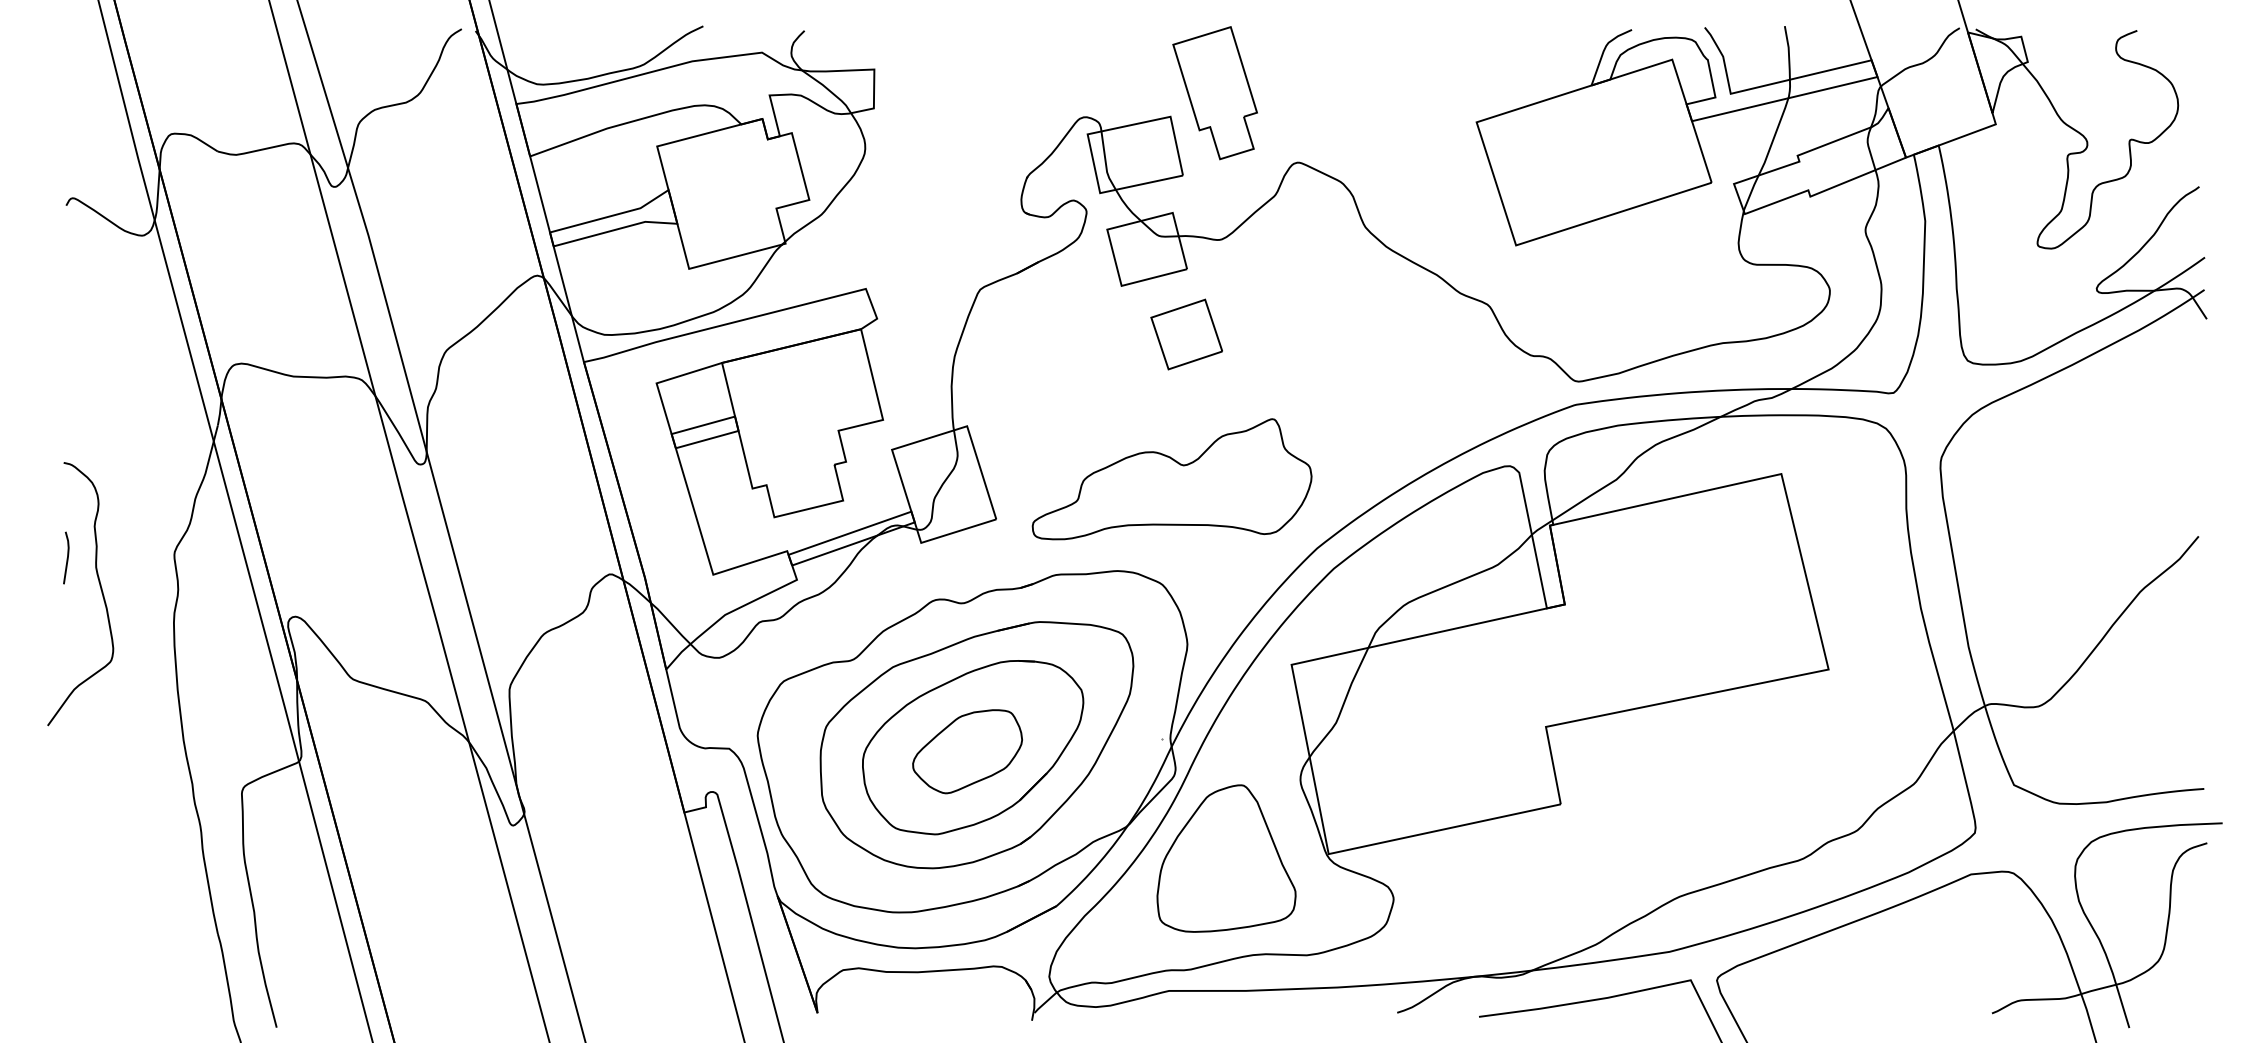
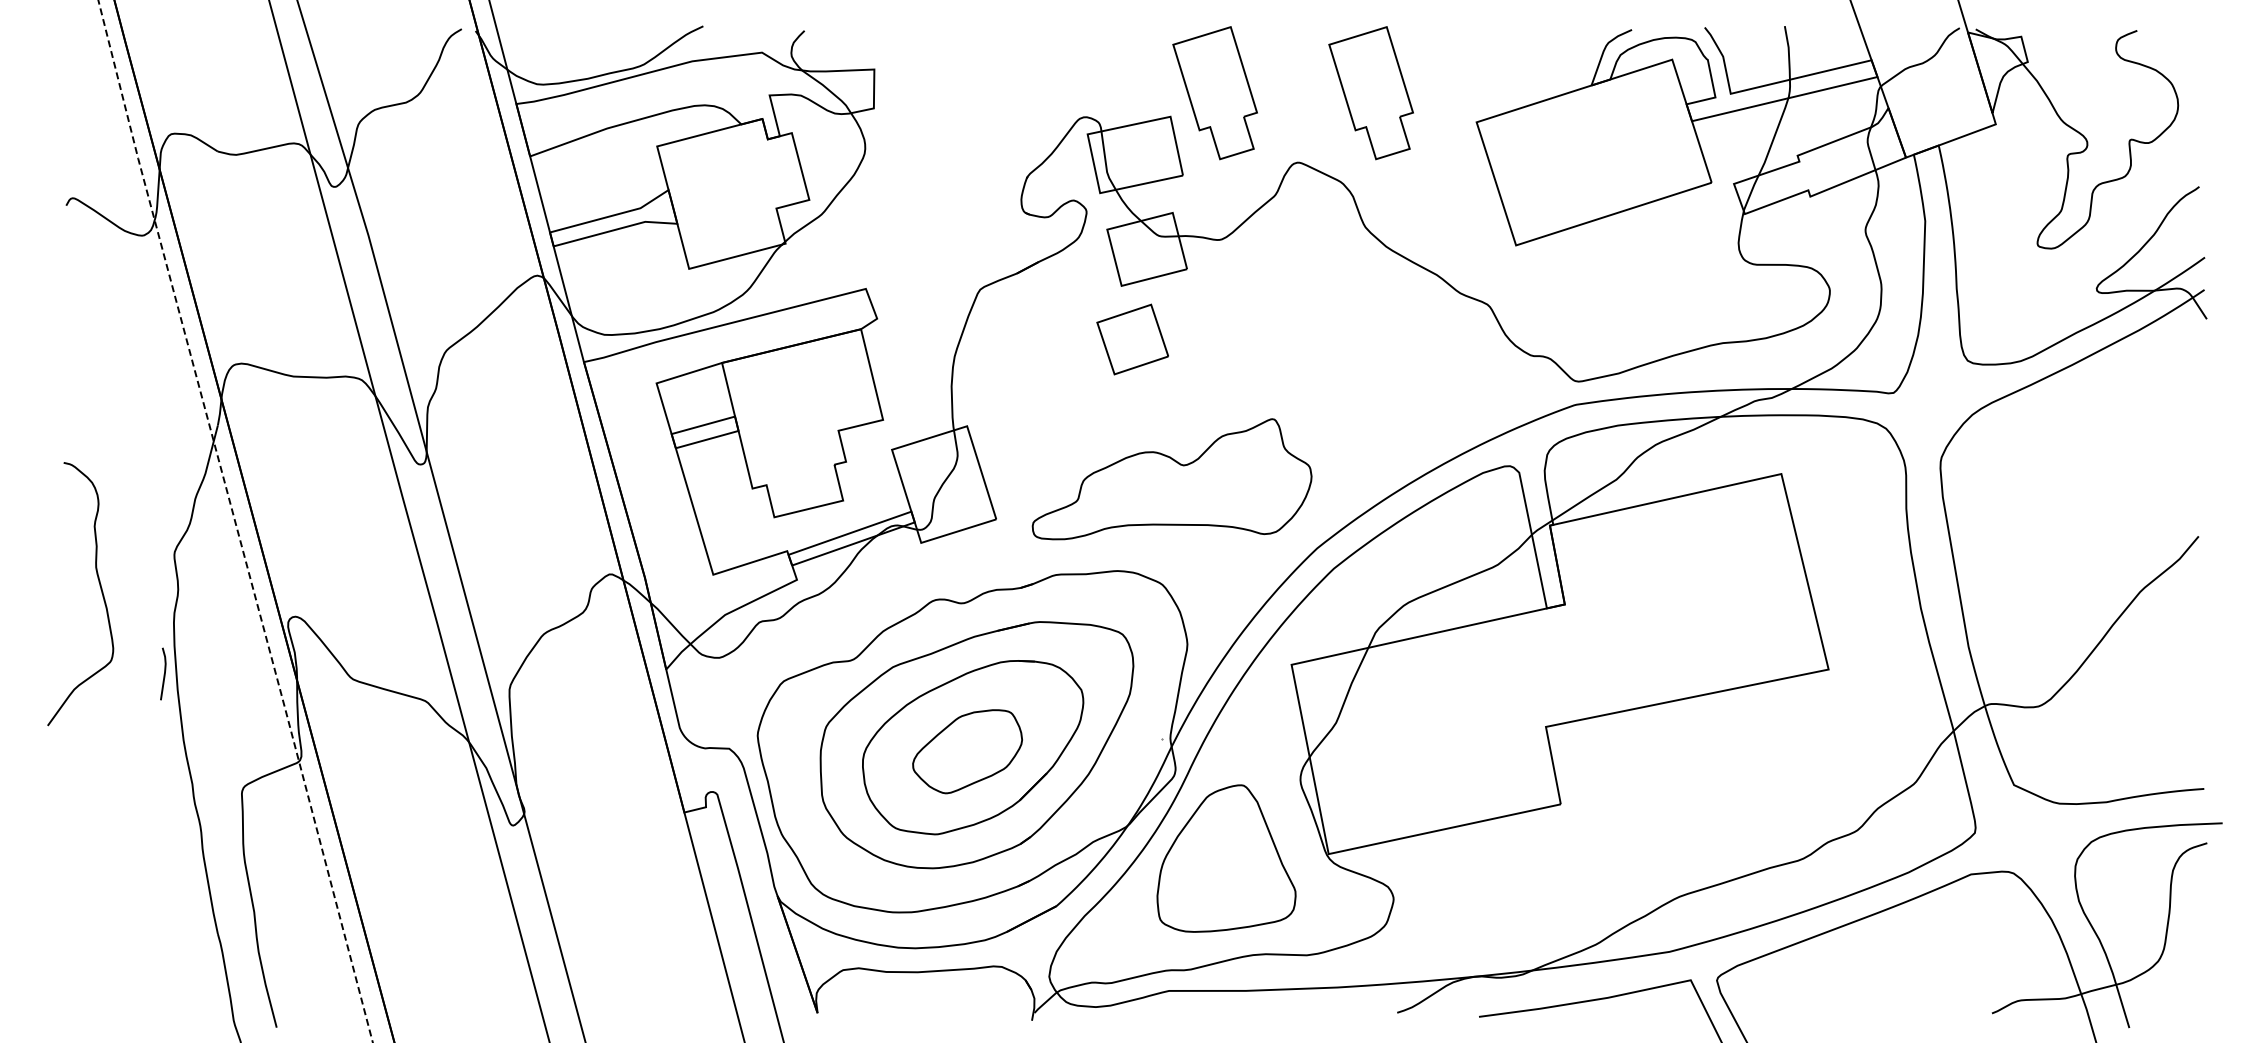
part: none -> present (1370, 93)
part position: (1186, 334) -> (1132, 339) (1132, 339)
line: solid -> dashed (235, 520)
line position: (67, 557) -> (164, 673) (164, 673)
